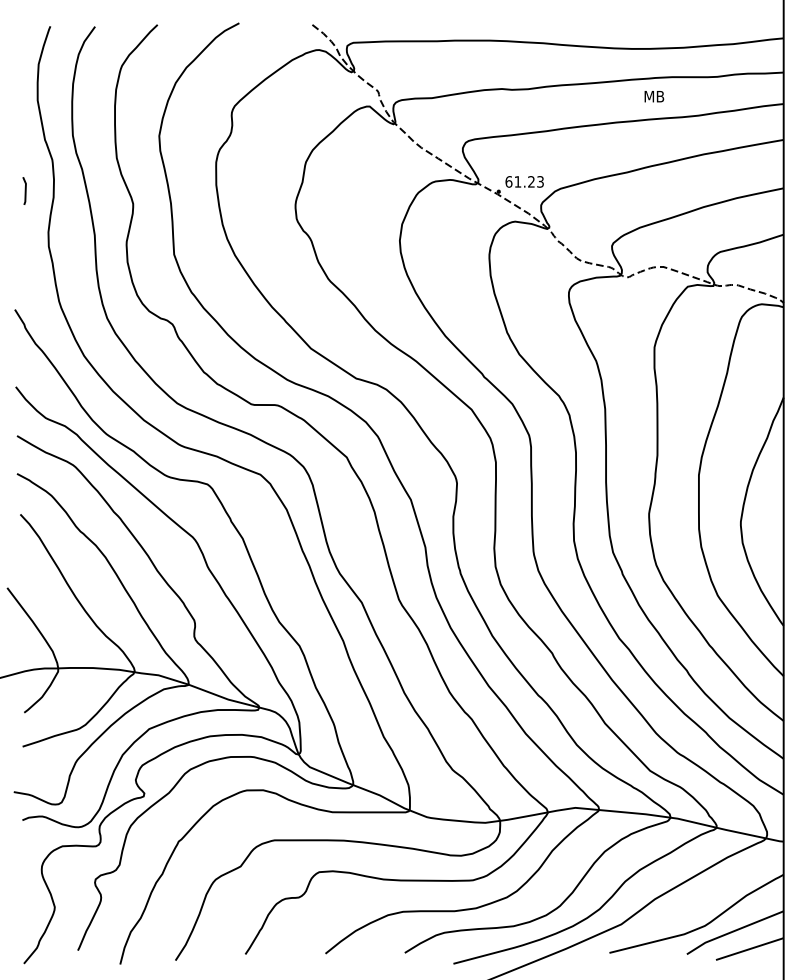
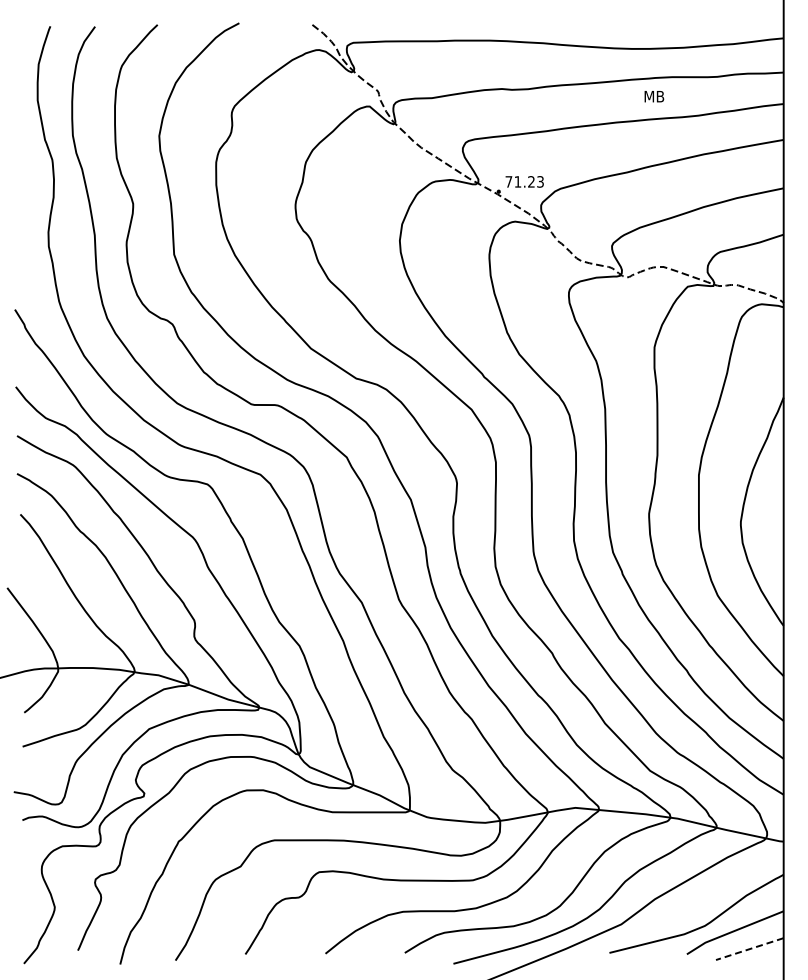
text: 61.23 -> 71.23 (508, 181)
line: present -> none (24, 190)
line: solid -> dashed (749, 949)
